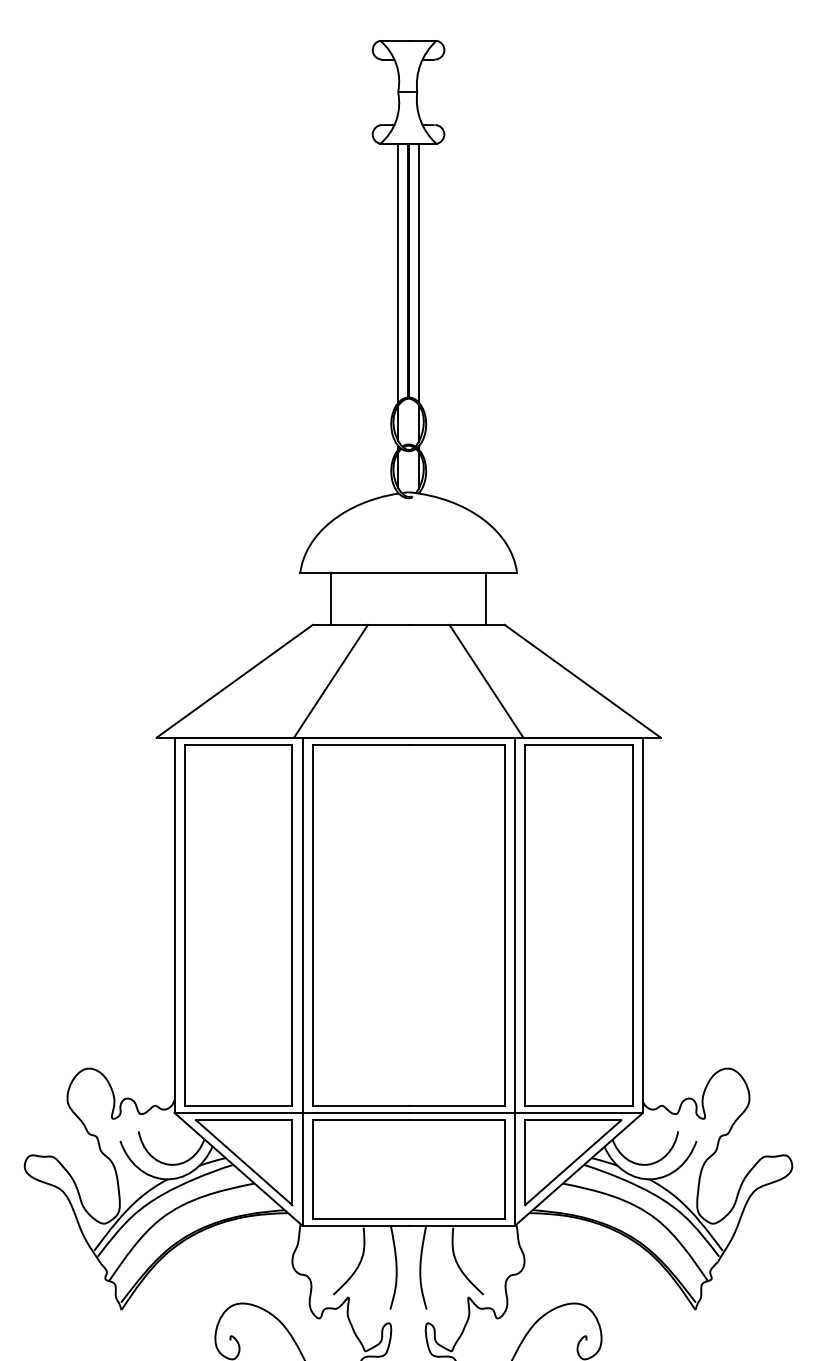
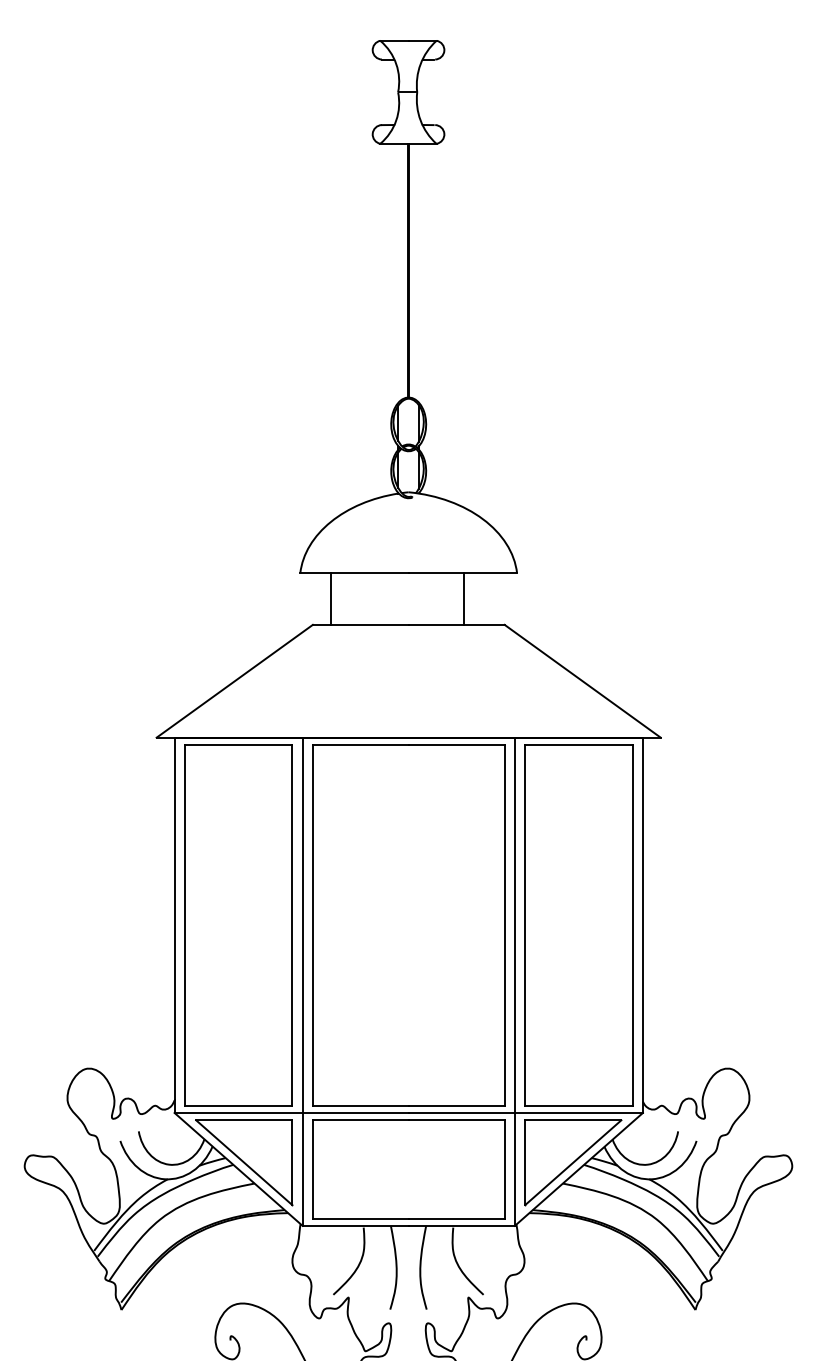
line: present -> none (398, 272)
line: present -> none (418, 272)
line position: (486, 598) -> (464, 598) (464, 598)
line: present -> none (331, 680)
line: present -> none (486, 680)
